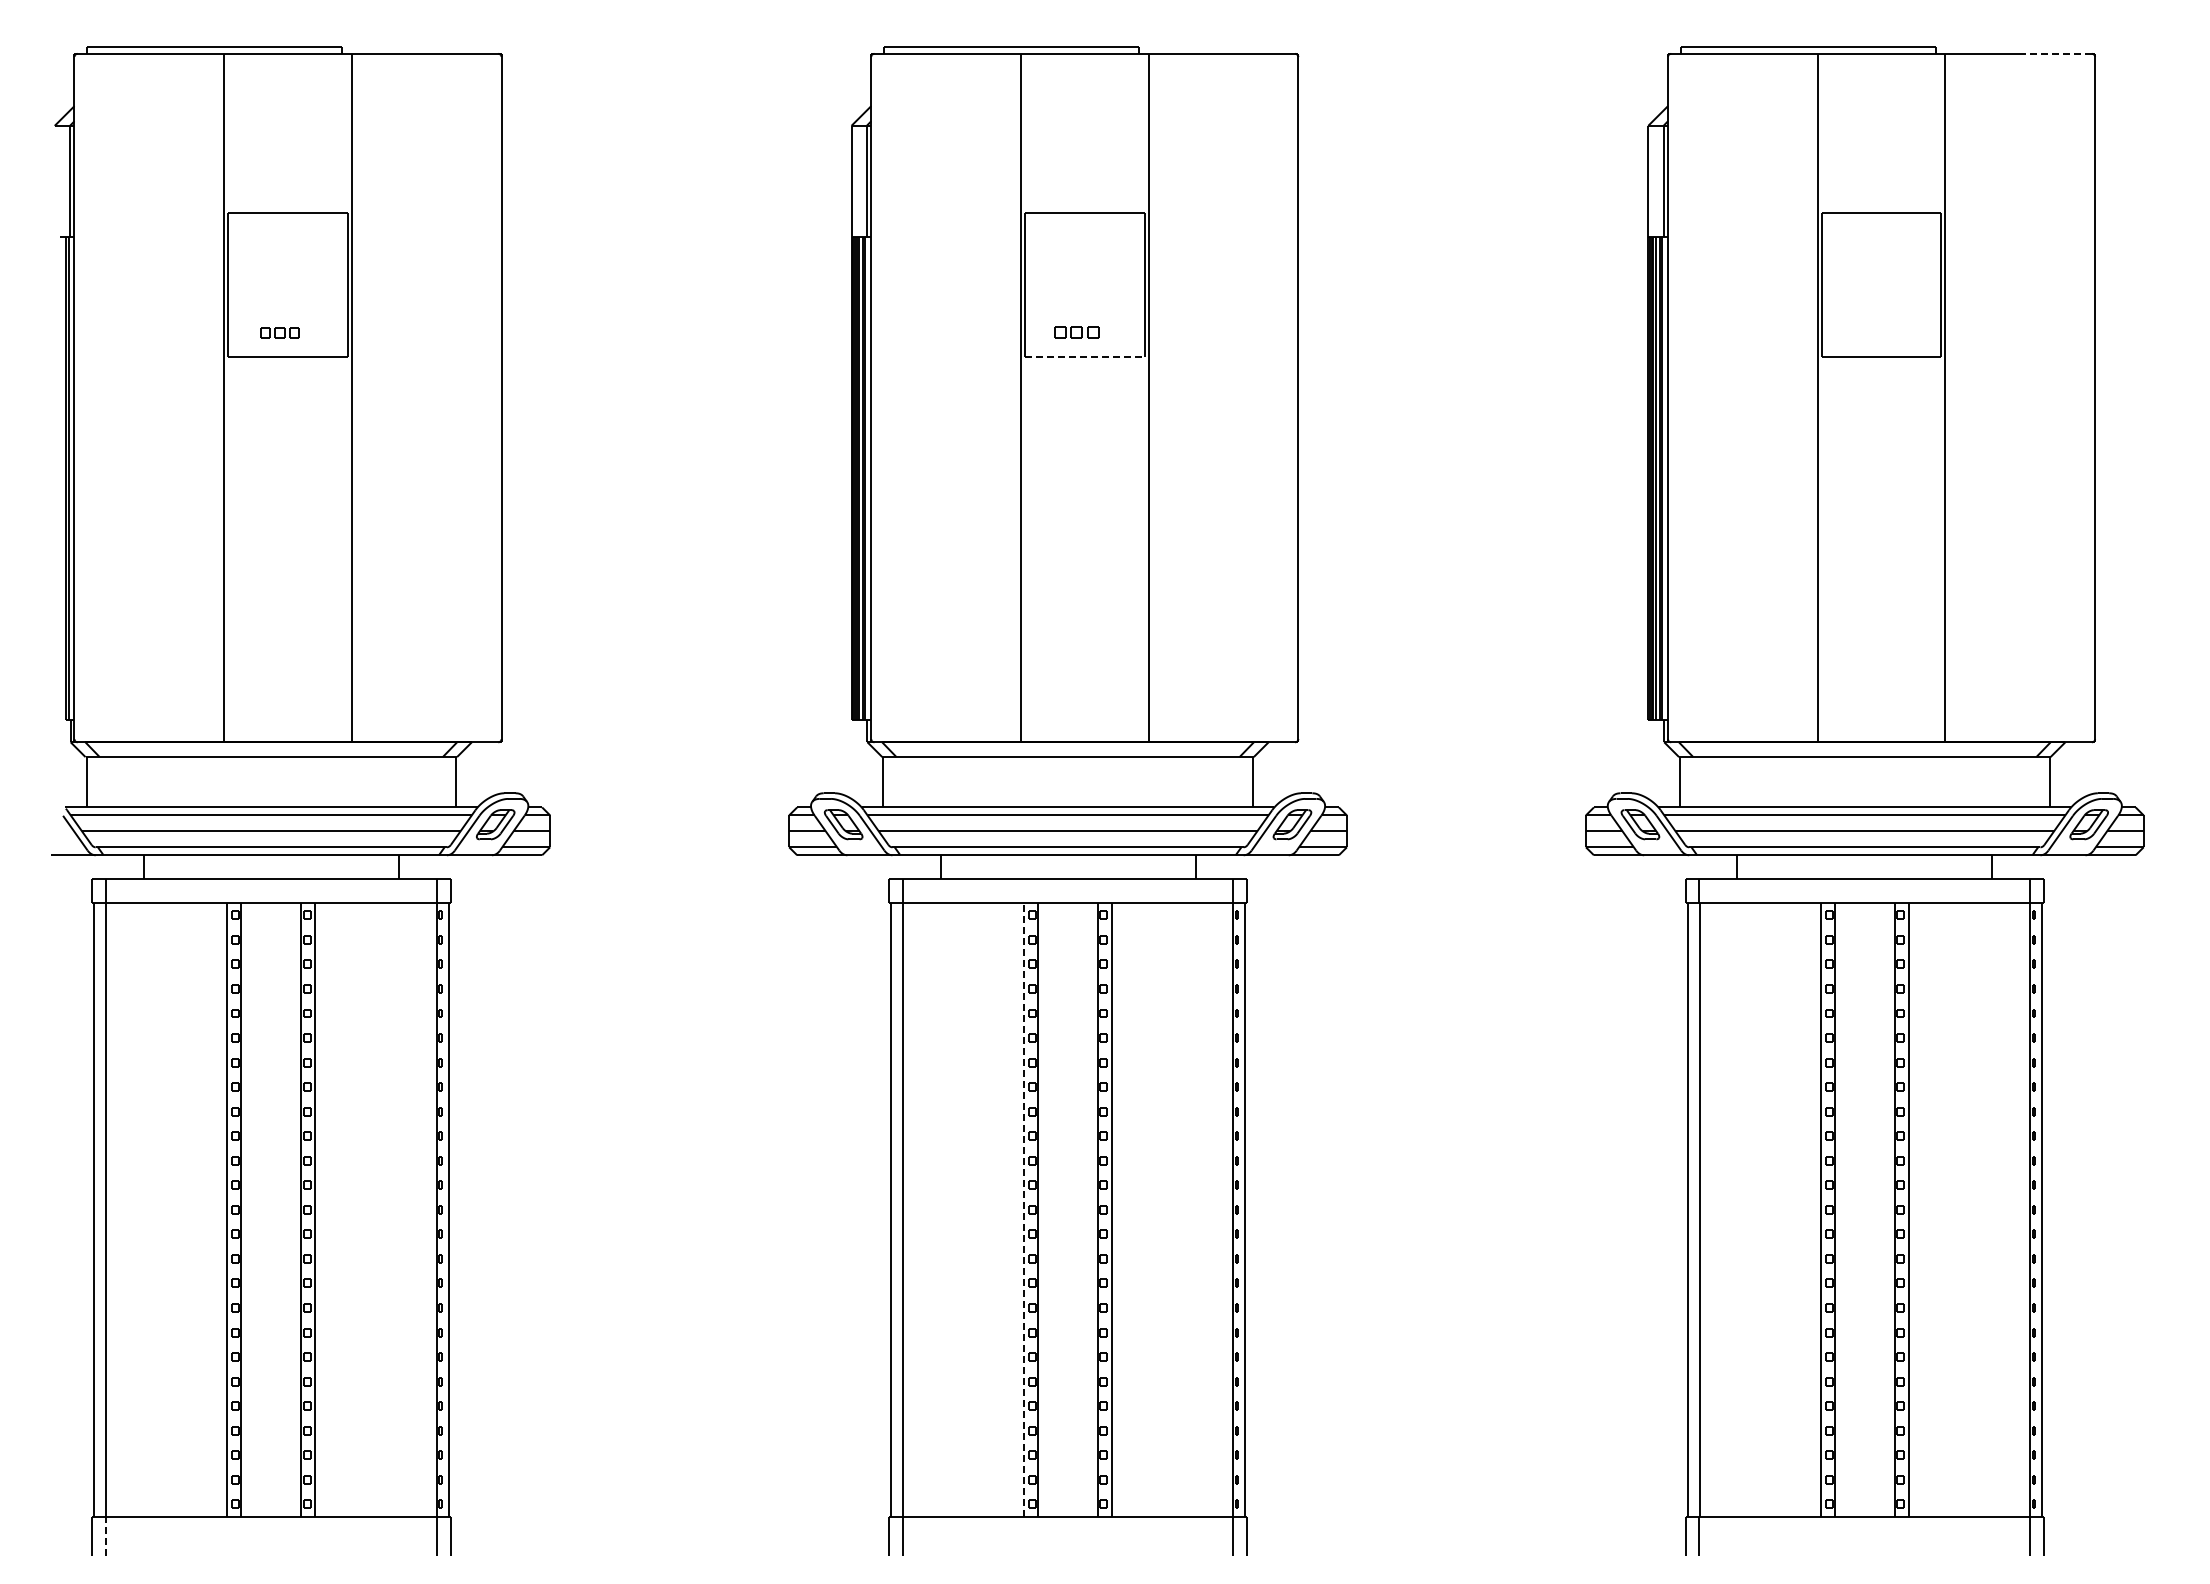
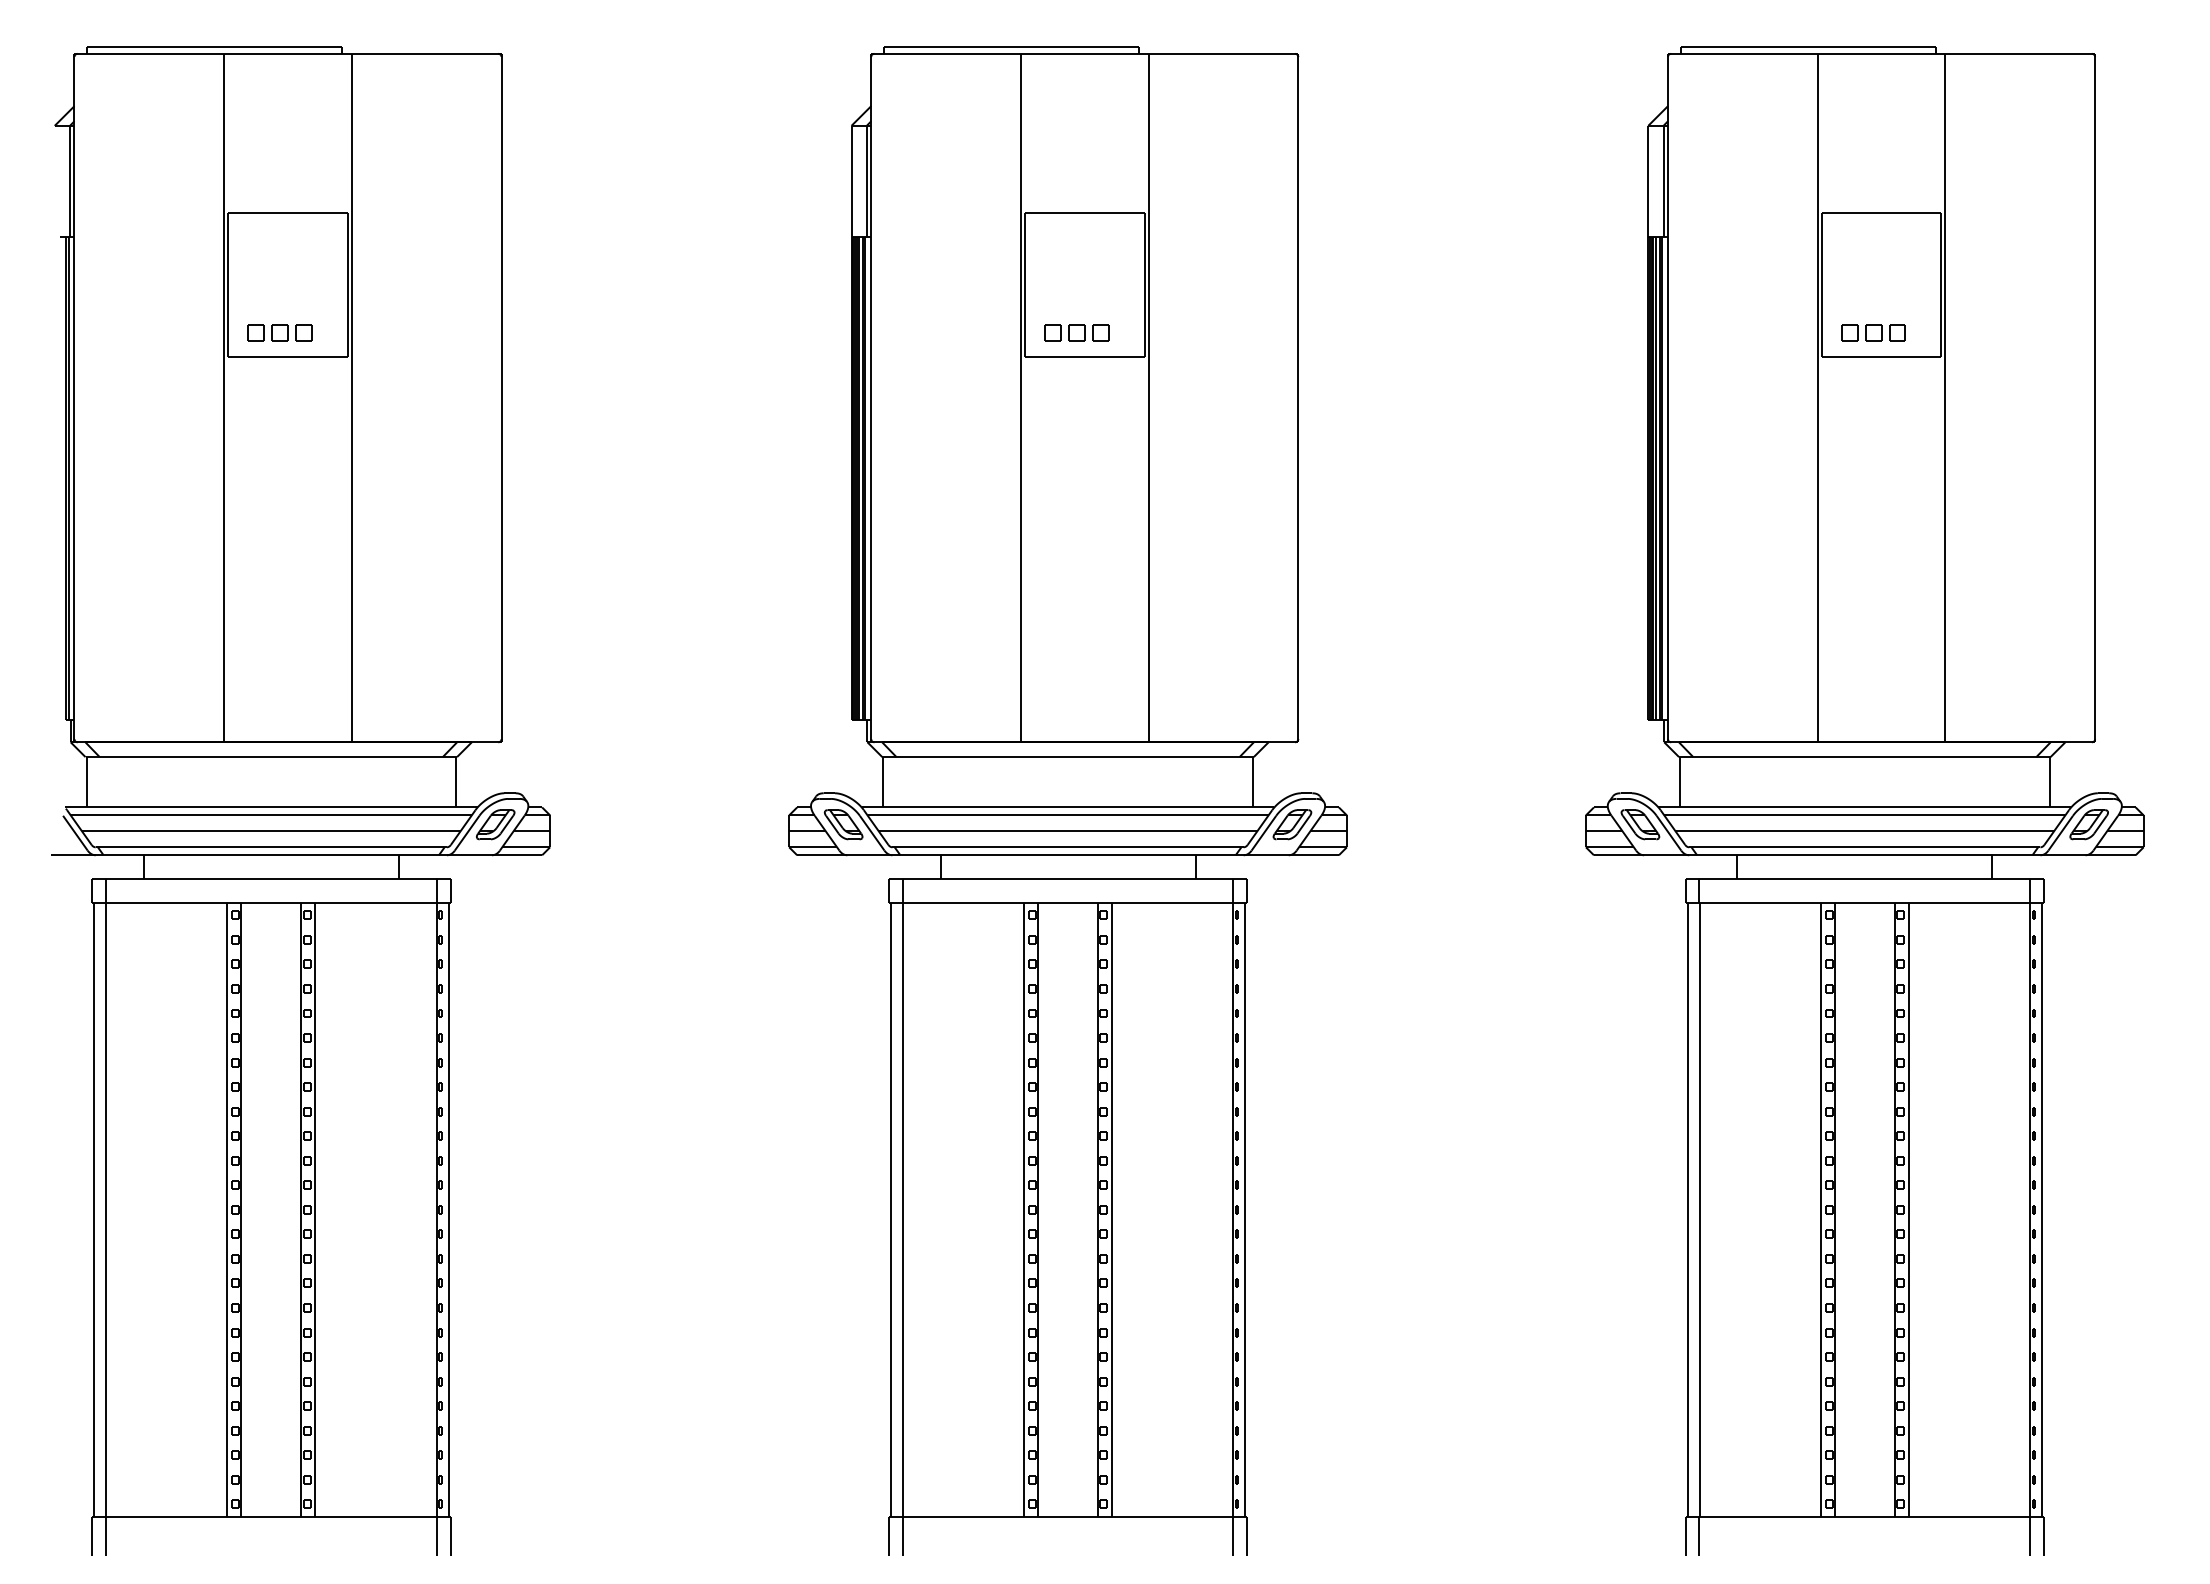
line: dashed -> solid (2056, 53)
part size: 40x12 px -> 66x18 px (279, 332)
part size: 46x13 px -> 66x18 px (1076, 332)
part: none -> present (1873, 332)
line: dashed -> solid (1084, 356)
line: dashed -> solid (1024, 1209)
line: dashed -> solid (105, 1536)
